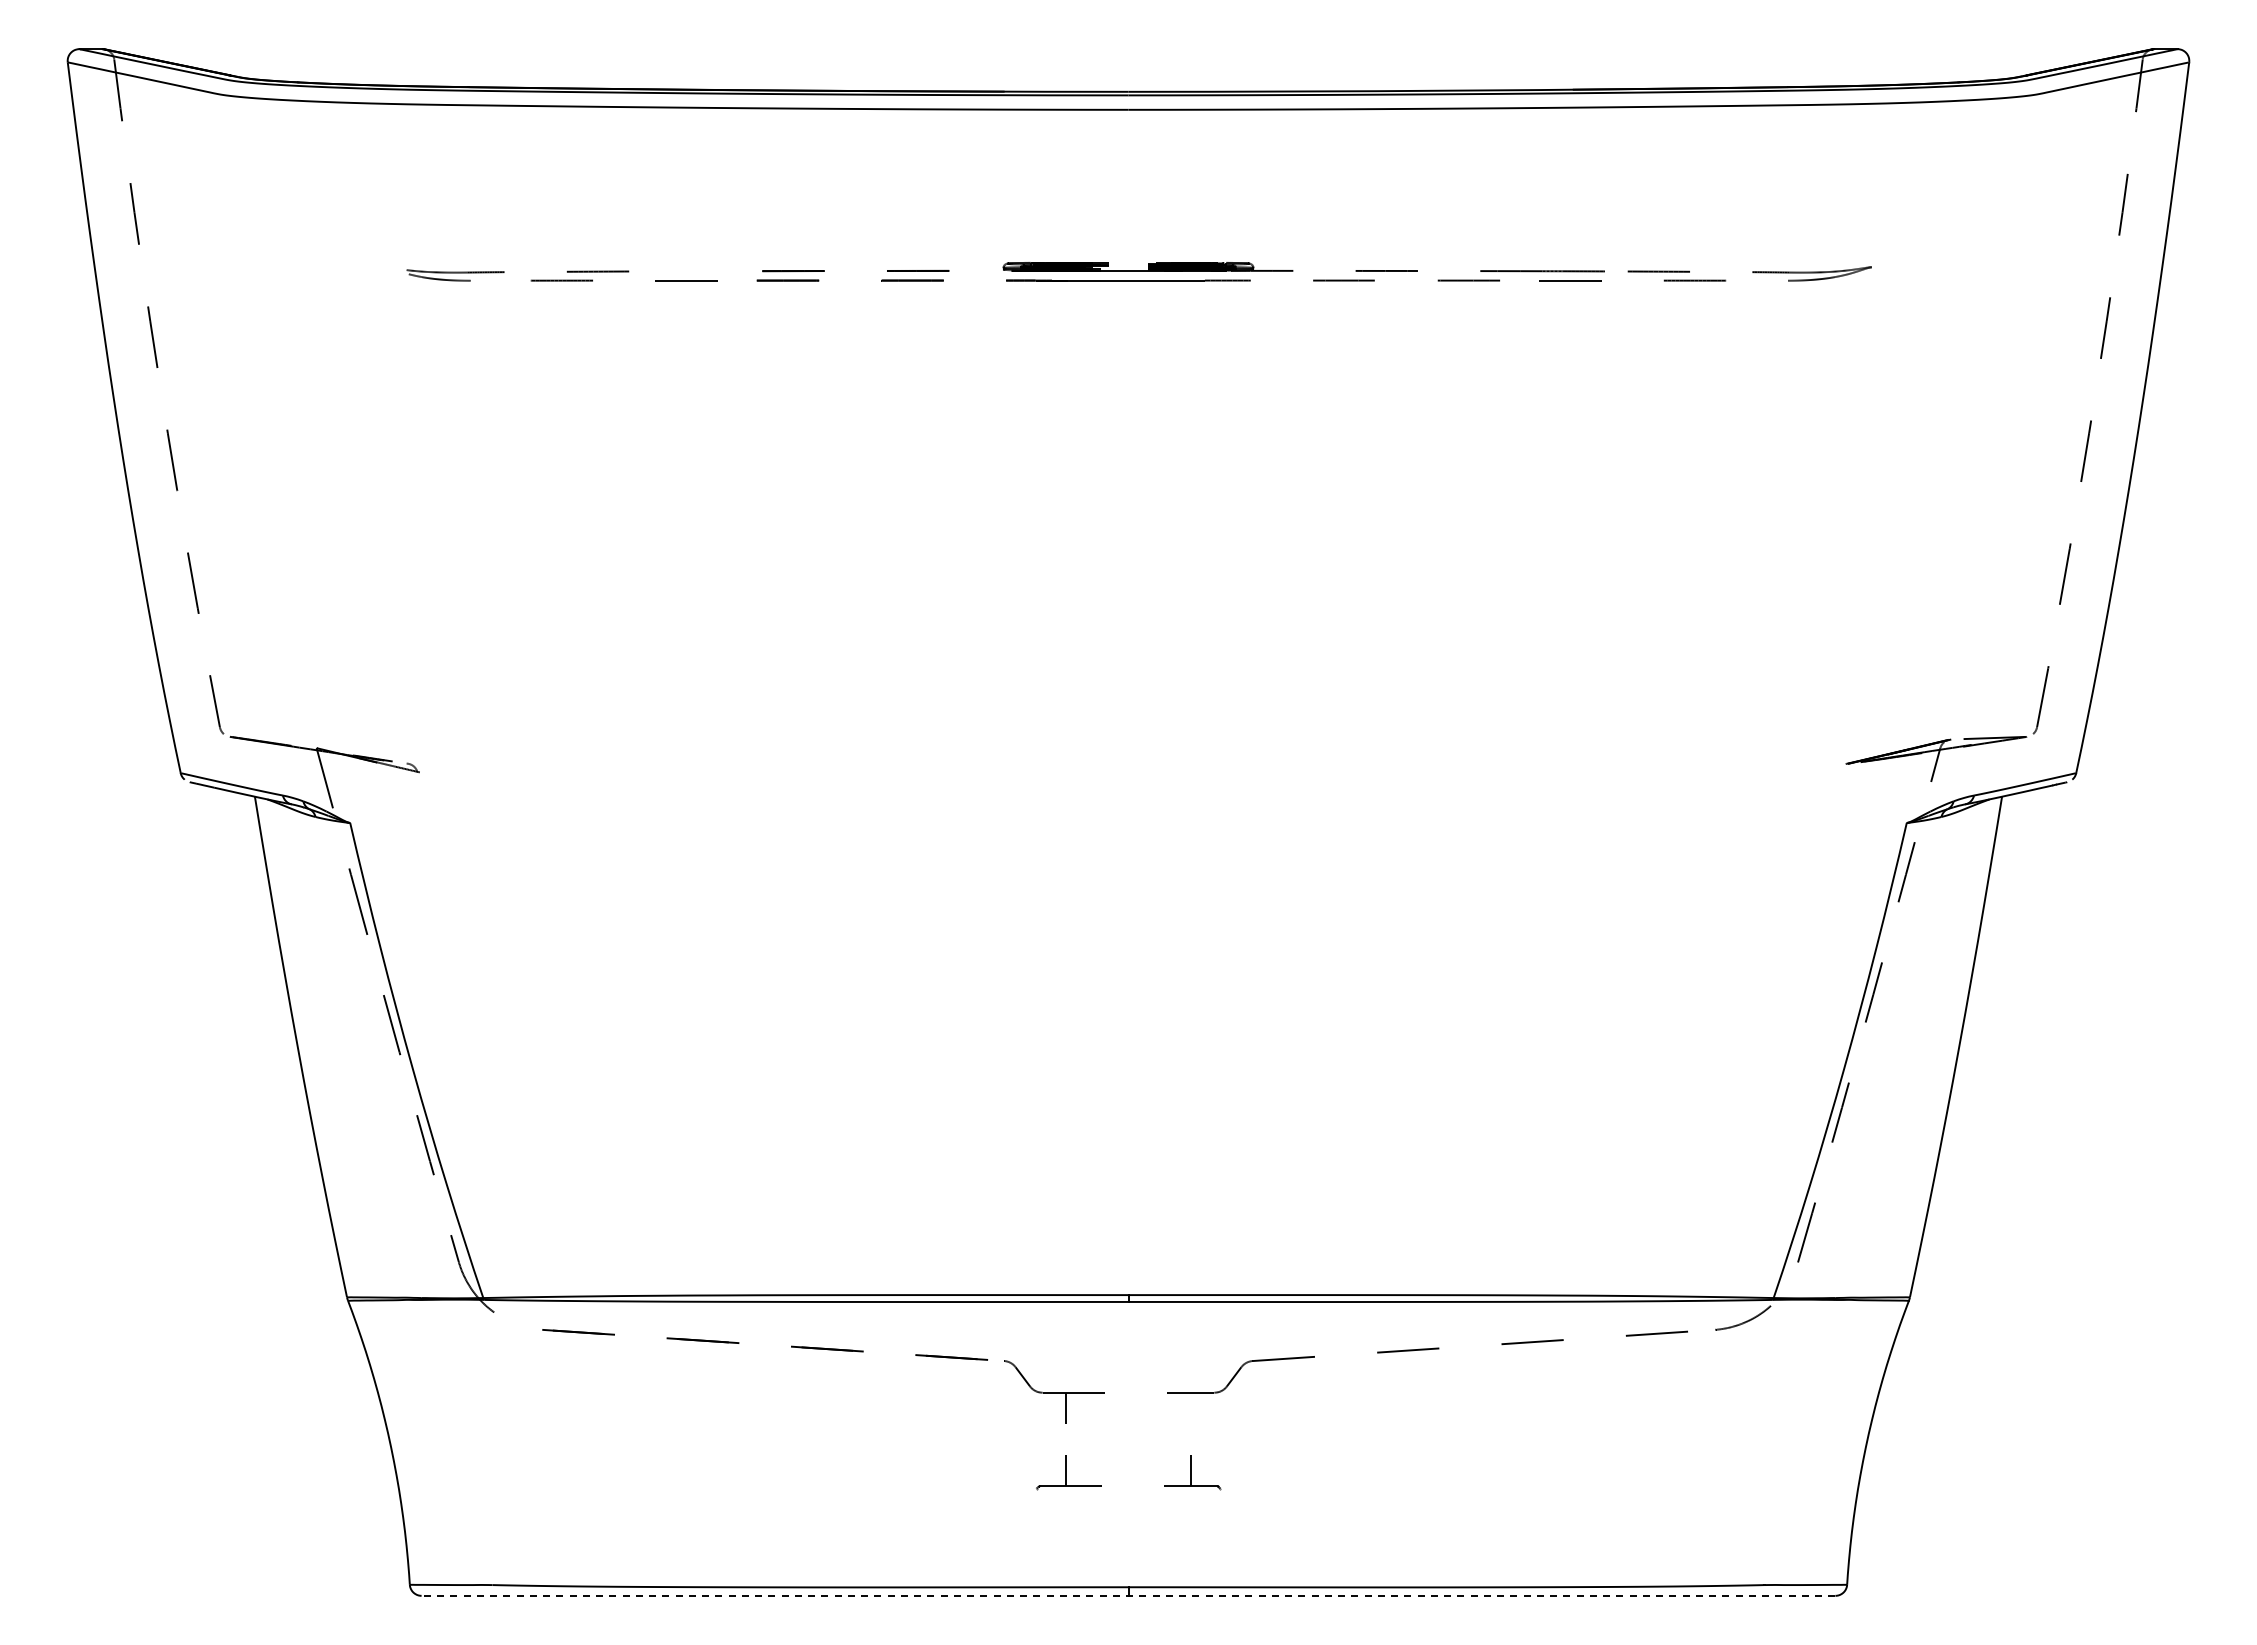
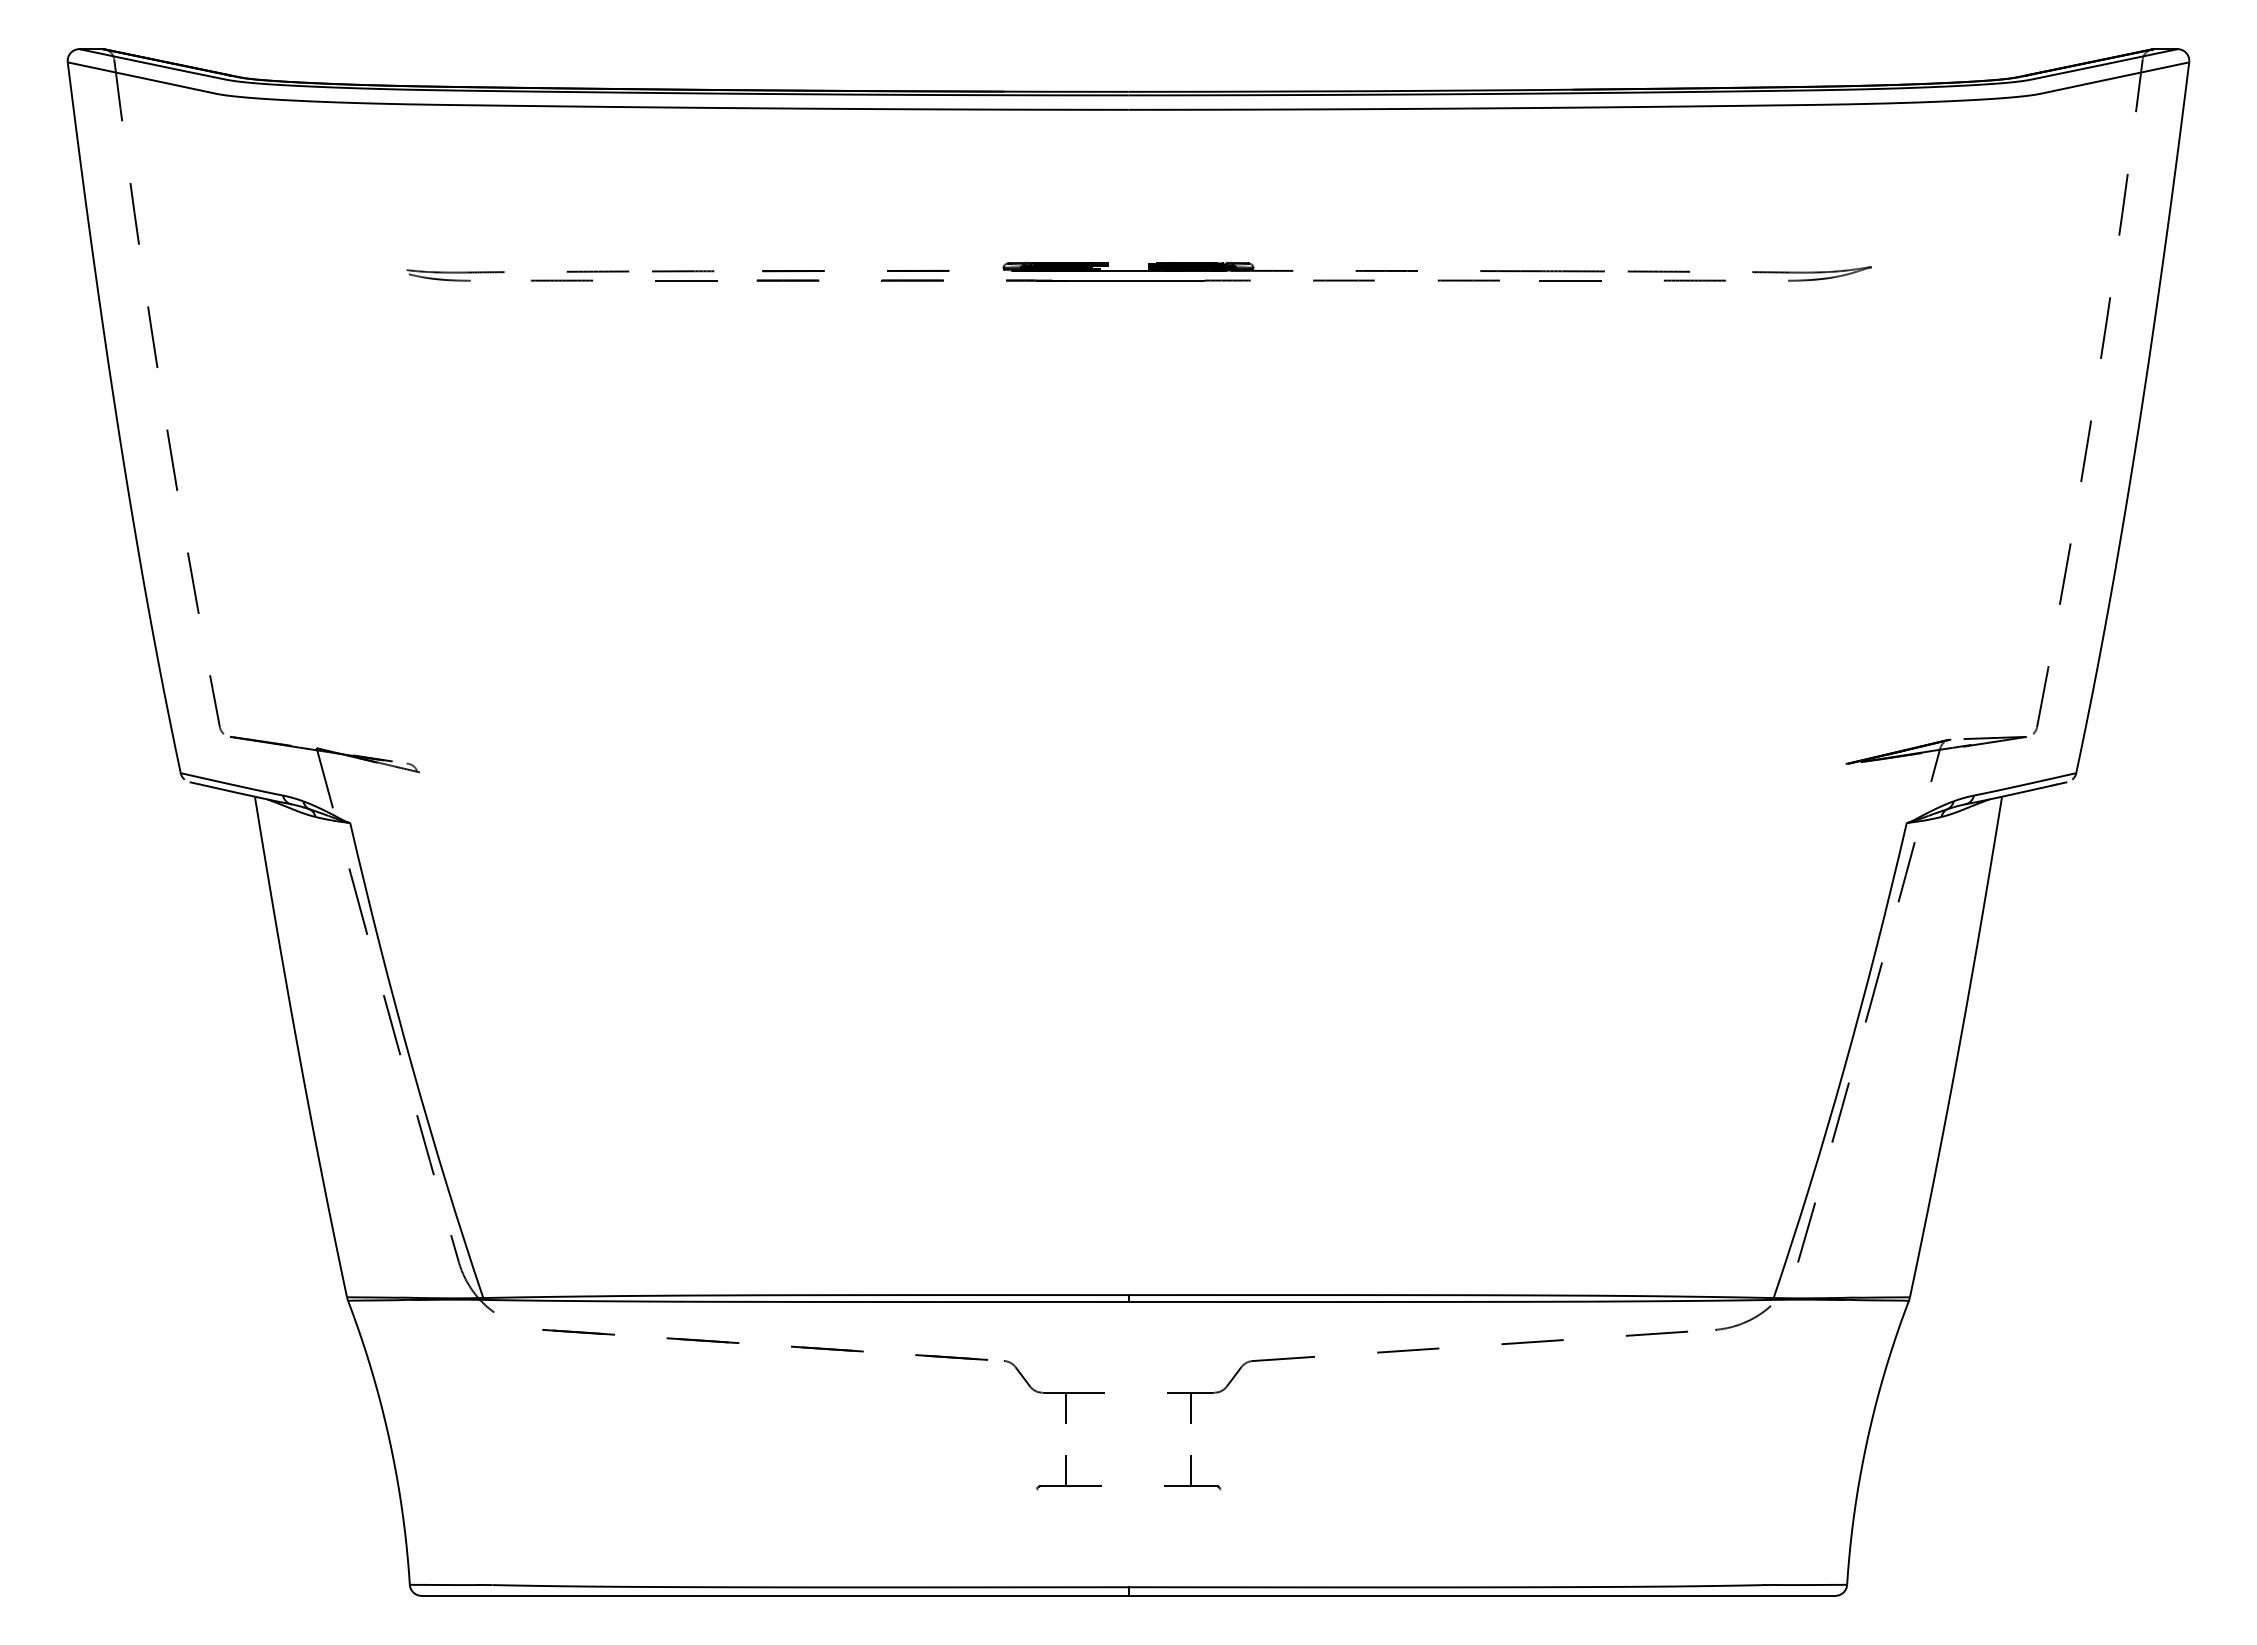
line: none -> present (683, 271)
line: none -> present (1190, 1407)
line: dashed -> solid (1128, 1595)
